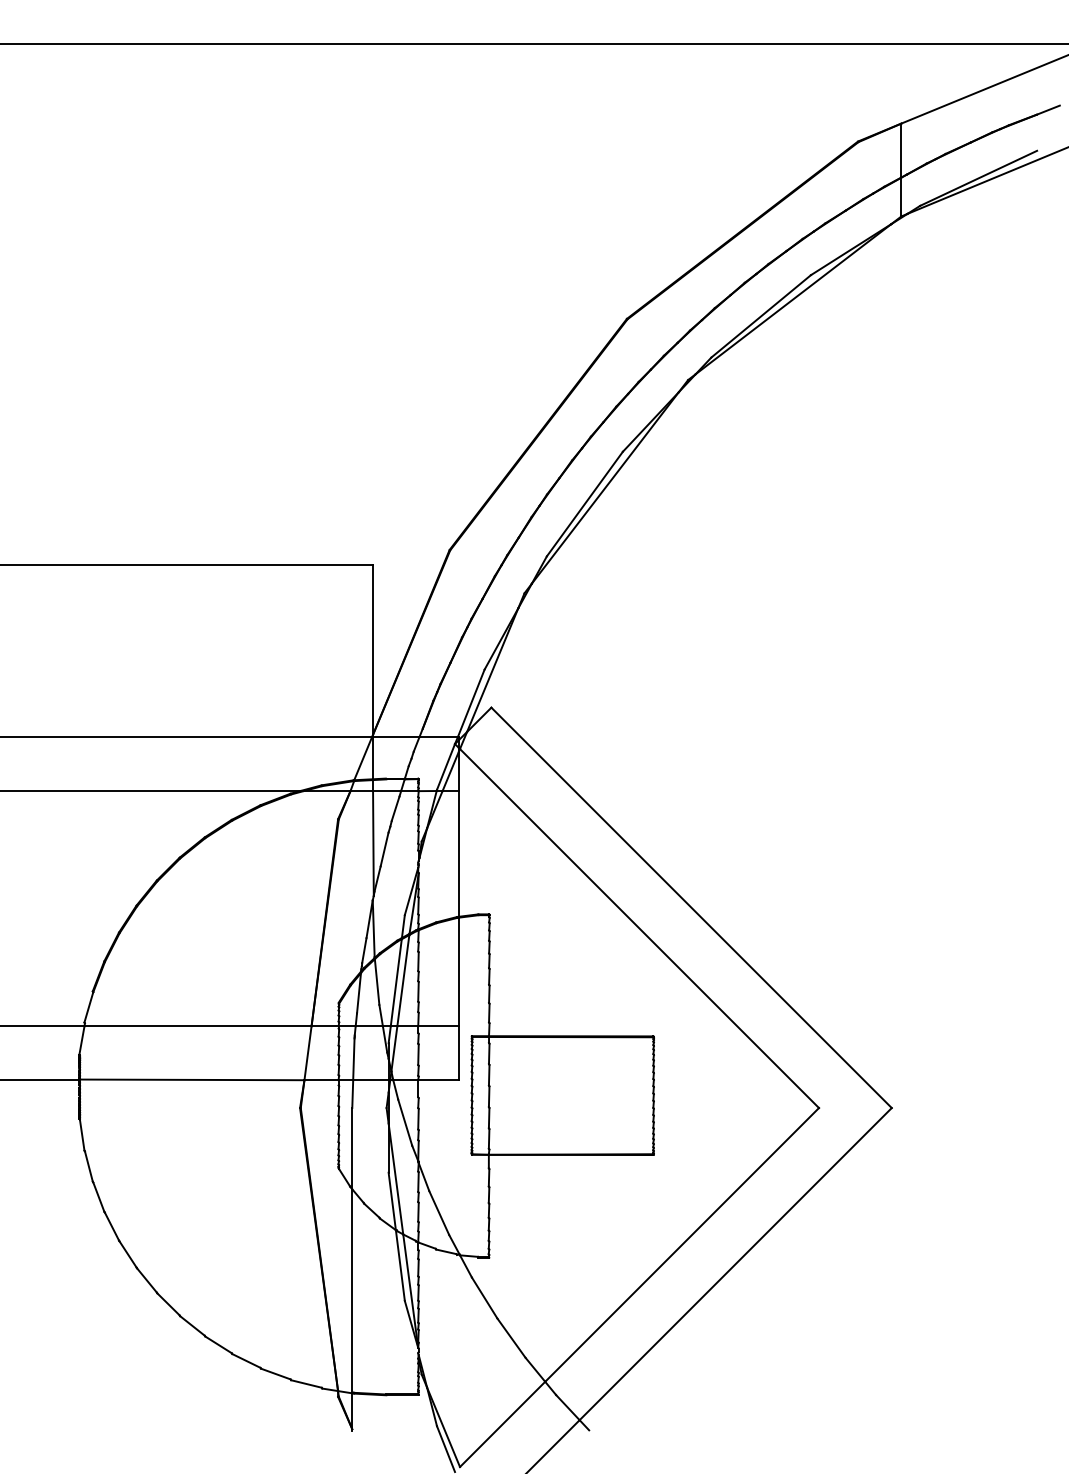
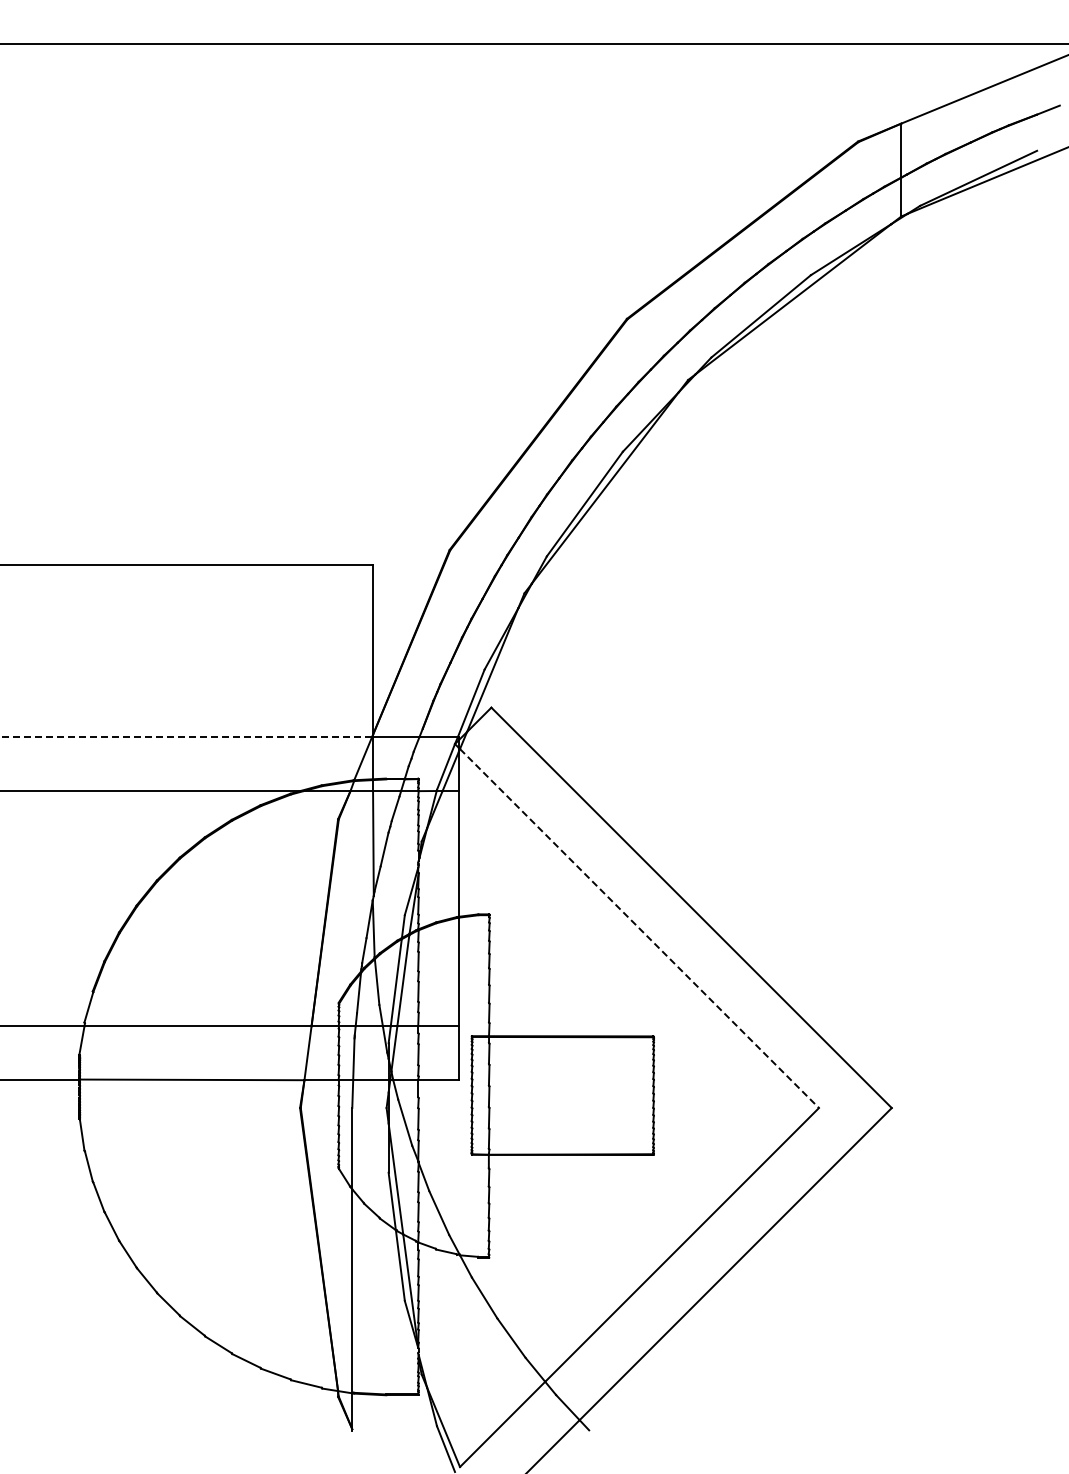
line: solid -> dashed (186, 737)
line: solid -> dashed (639, 928)
